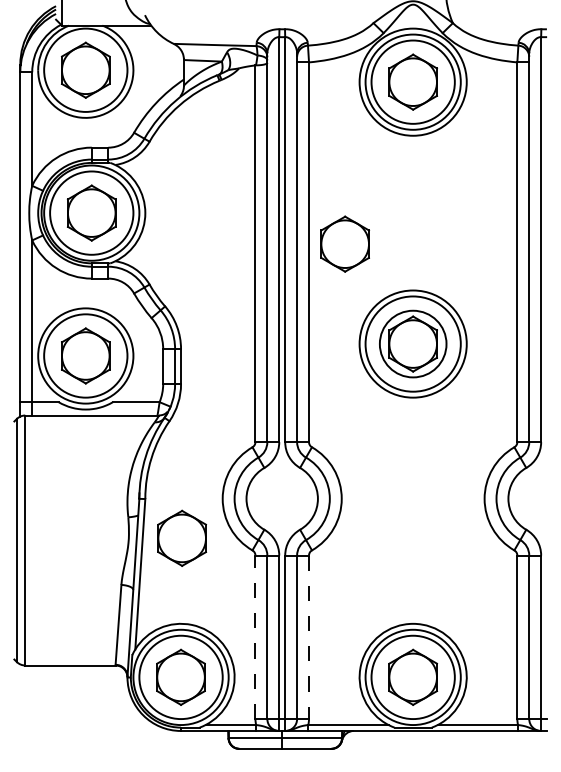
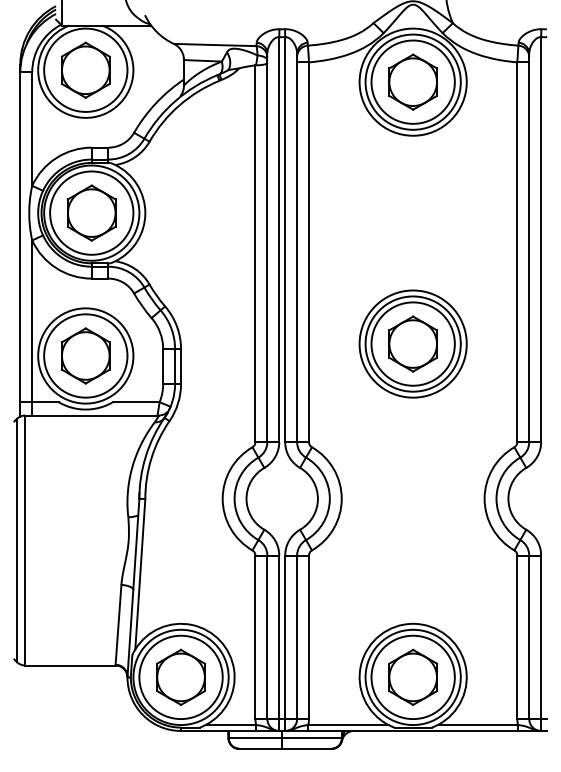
part: present -> none (344, 243)
circle diameter: 67 px -> 83 px (412, 343)
part: present -> none (181, 537)
line: dashed -> solid (255, 637)
line: dashed -> solid (309, 637)
